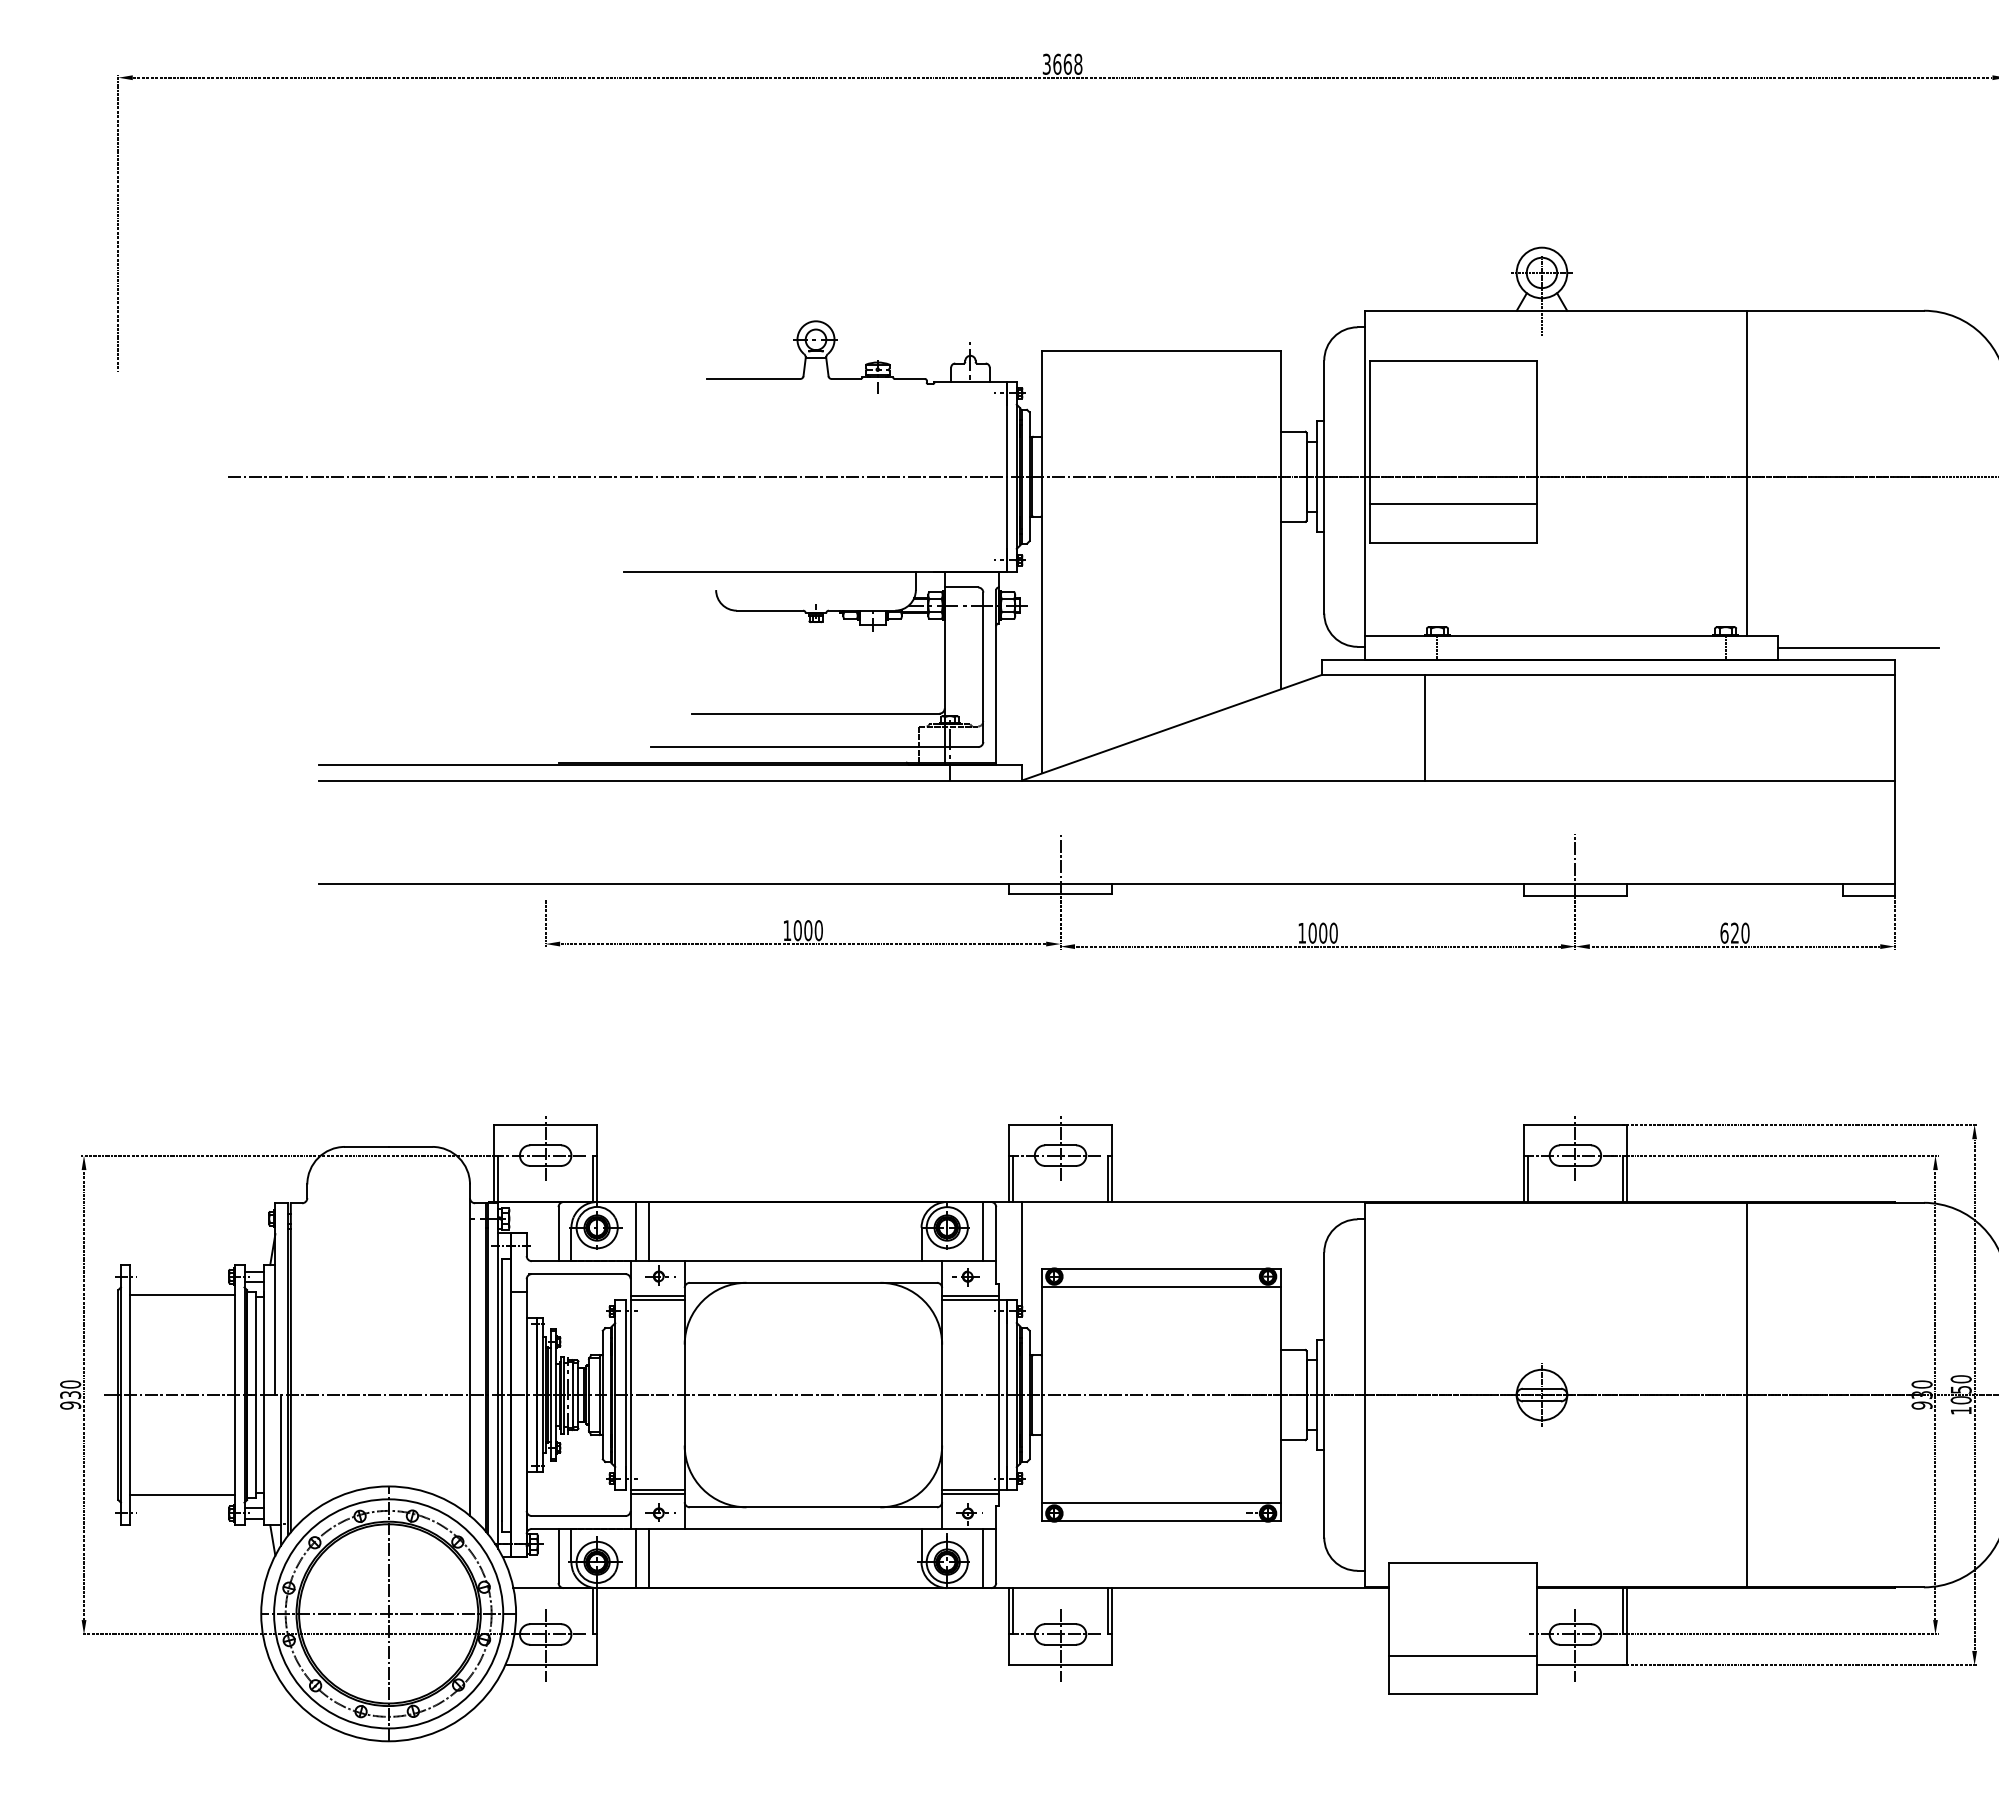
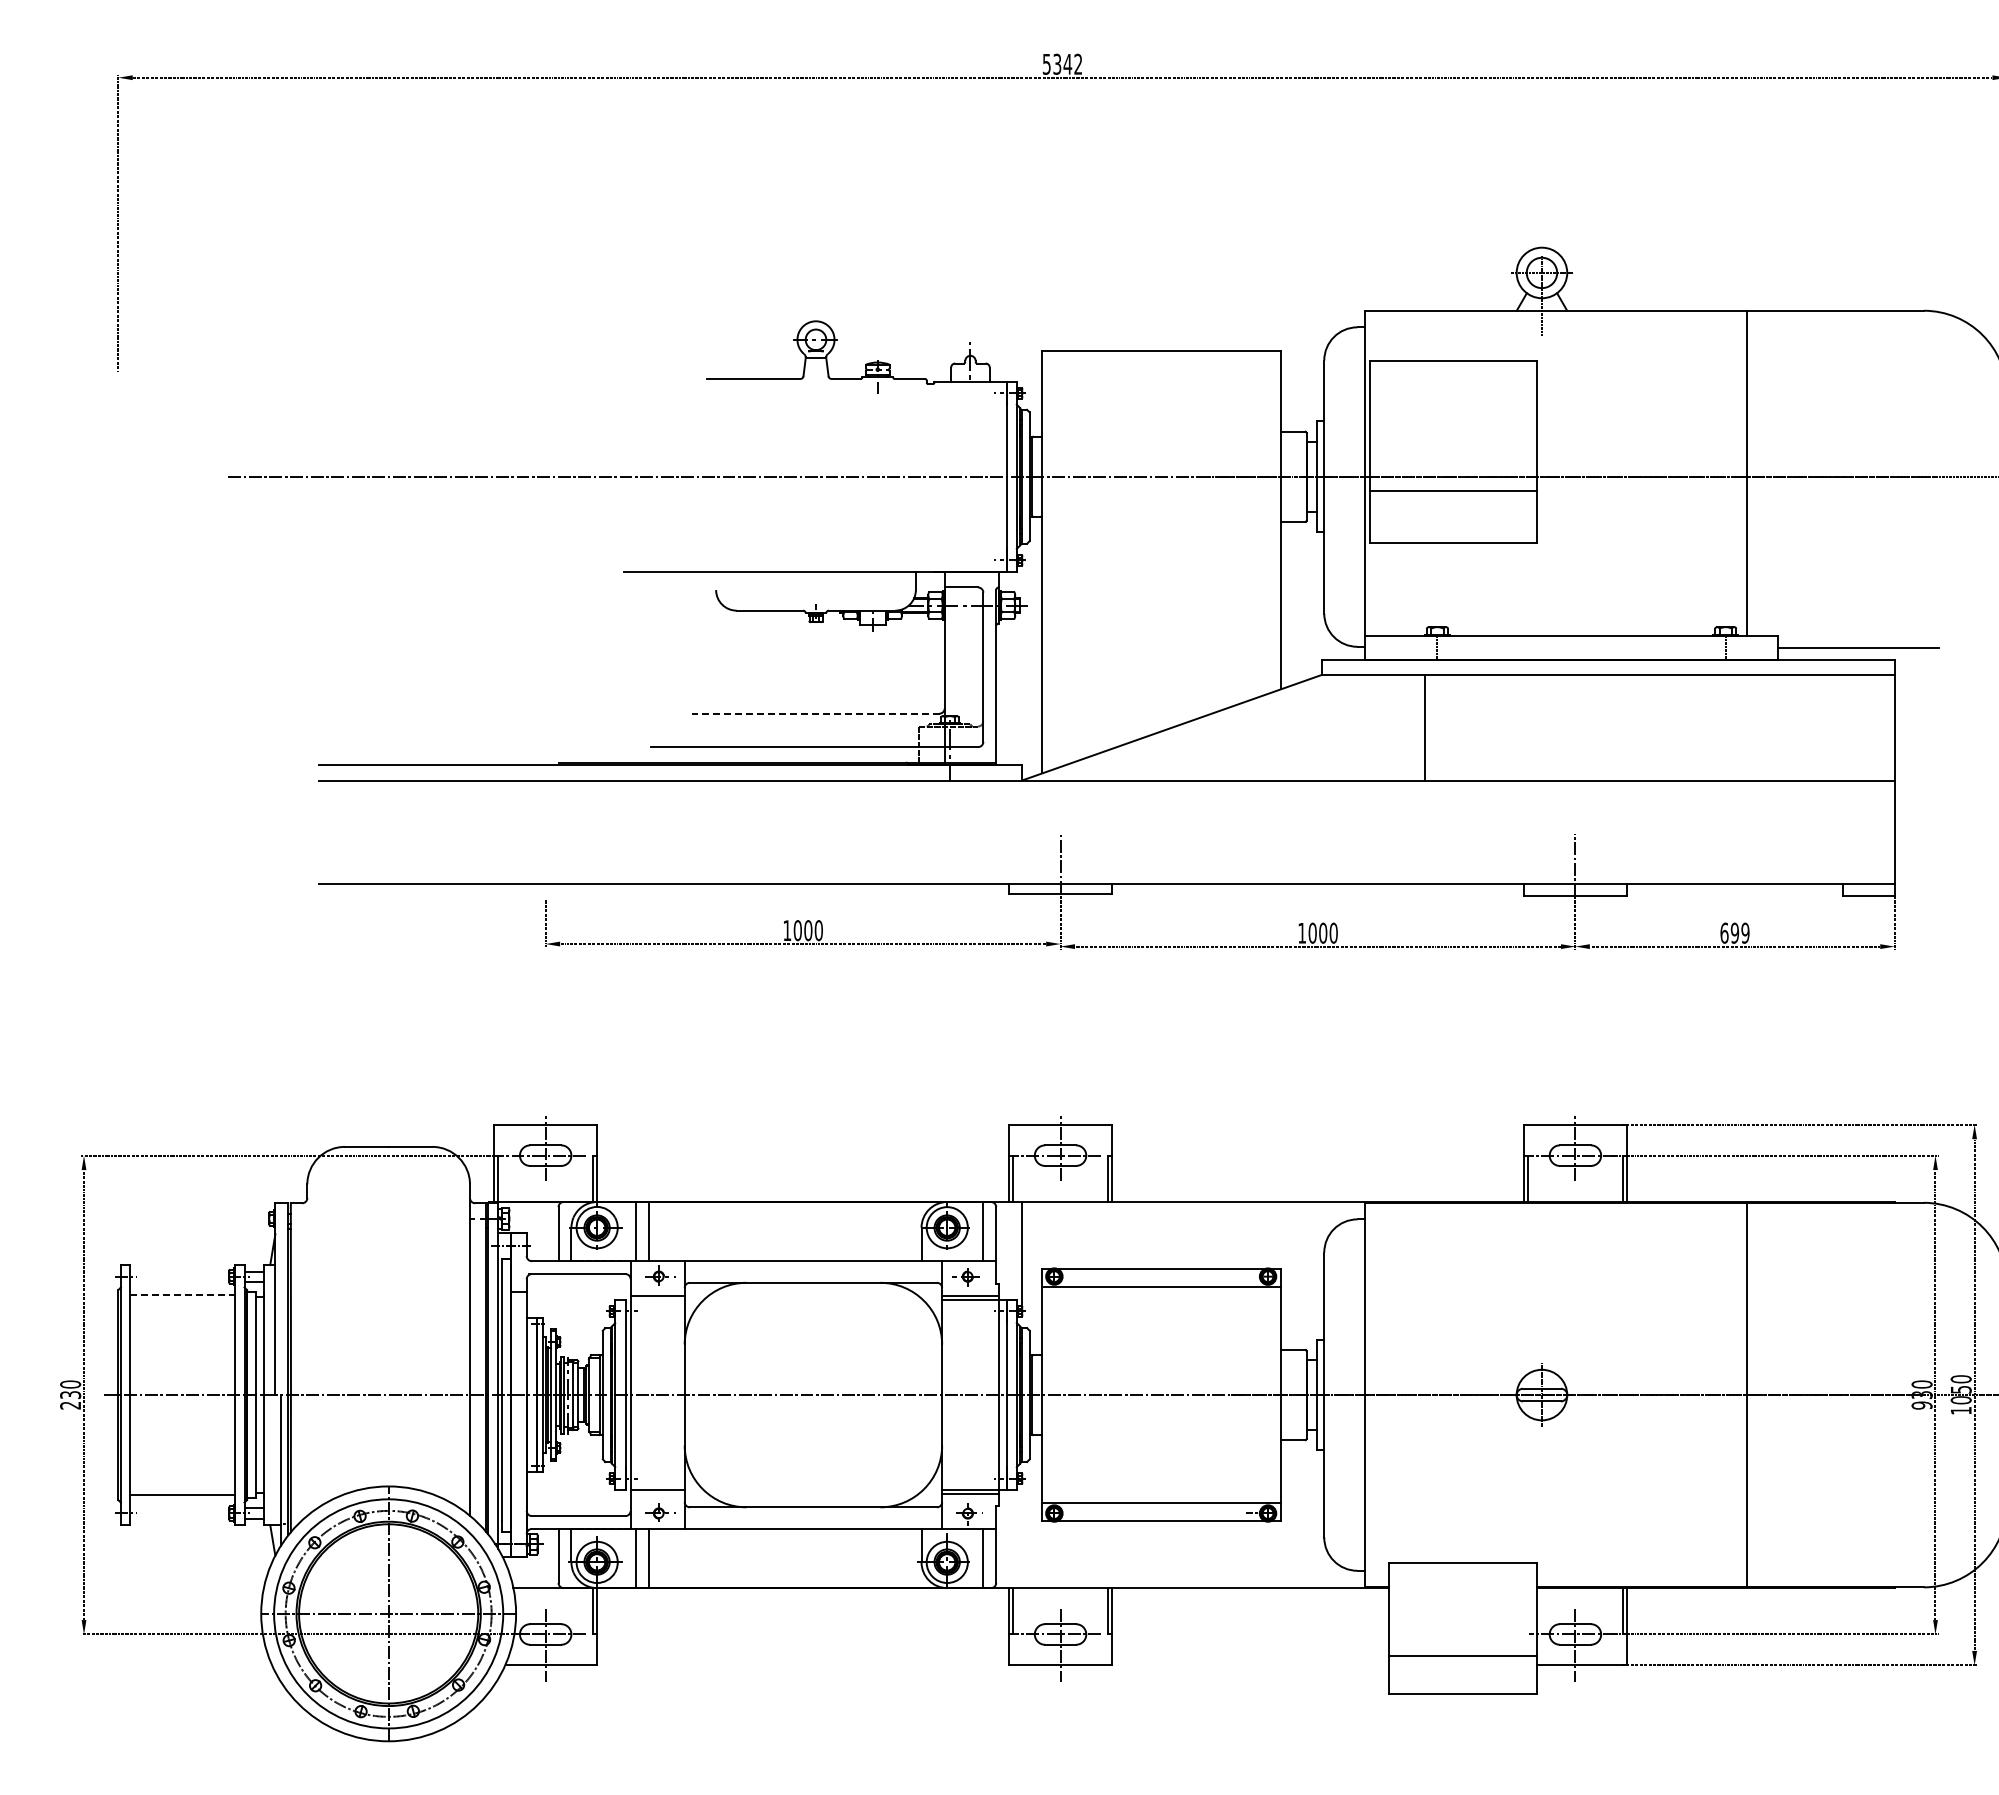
text: 3668 -> 5342 (1062, 63)
line position: (1453, 504) -> (1453, 491) (1453, 491)
line: solid -> dashed (816, 713)
text: 620 -> 699 (1739, 932)
line: solid -> dashed (182, 1294)
line: present -> none (657, 1299)
text: 930 -> 230 (70, 1405)
line: present -> none (657, 1494)
